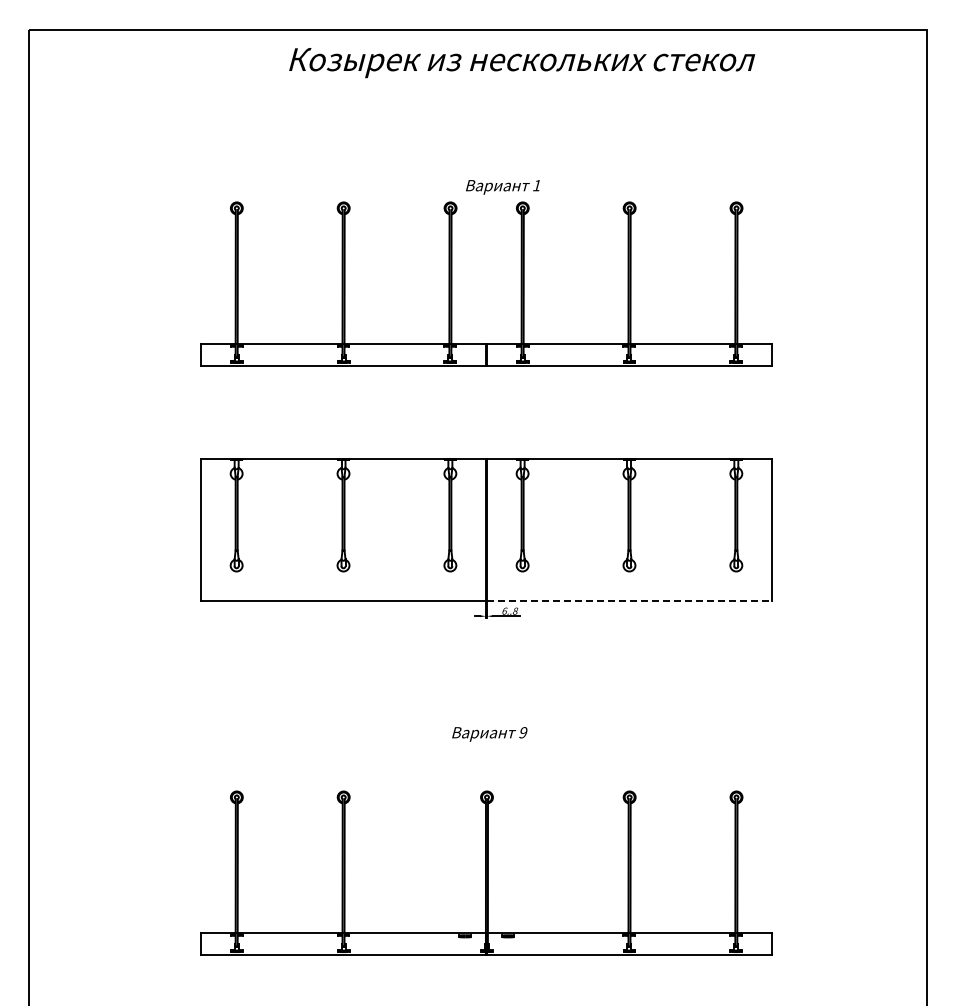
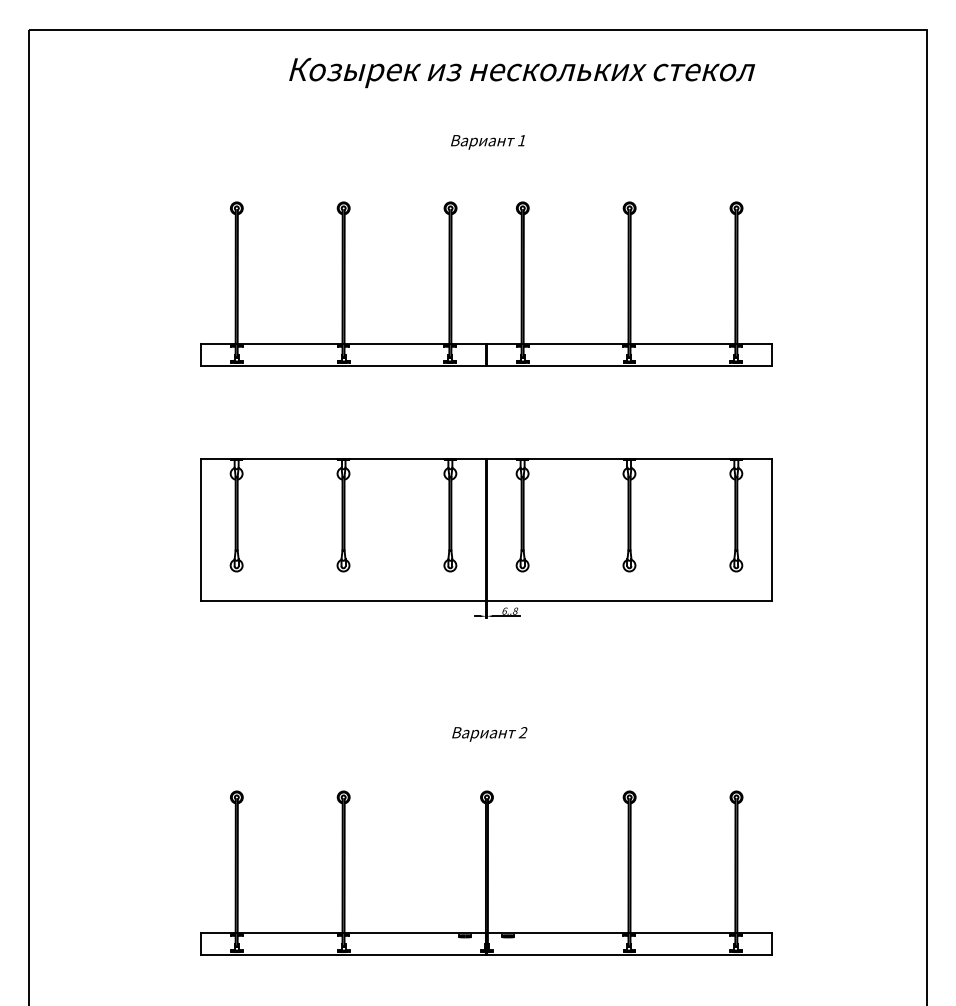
text position: (522, 63) -> (522, 73) (522, 73)
text position: (502, 187) -> (487, 142) (487, 142)
line: dashed -> solid (629, 601)
text: 9 -> 2 (522, 732)
